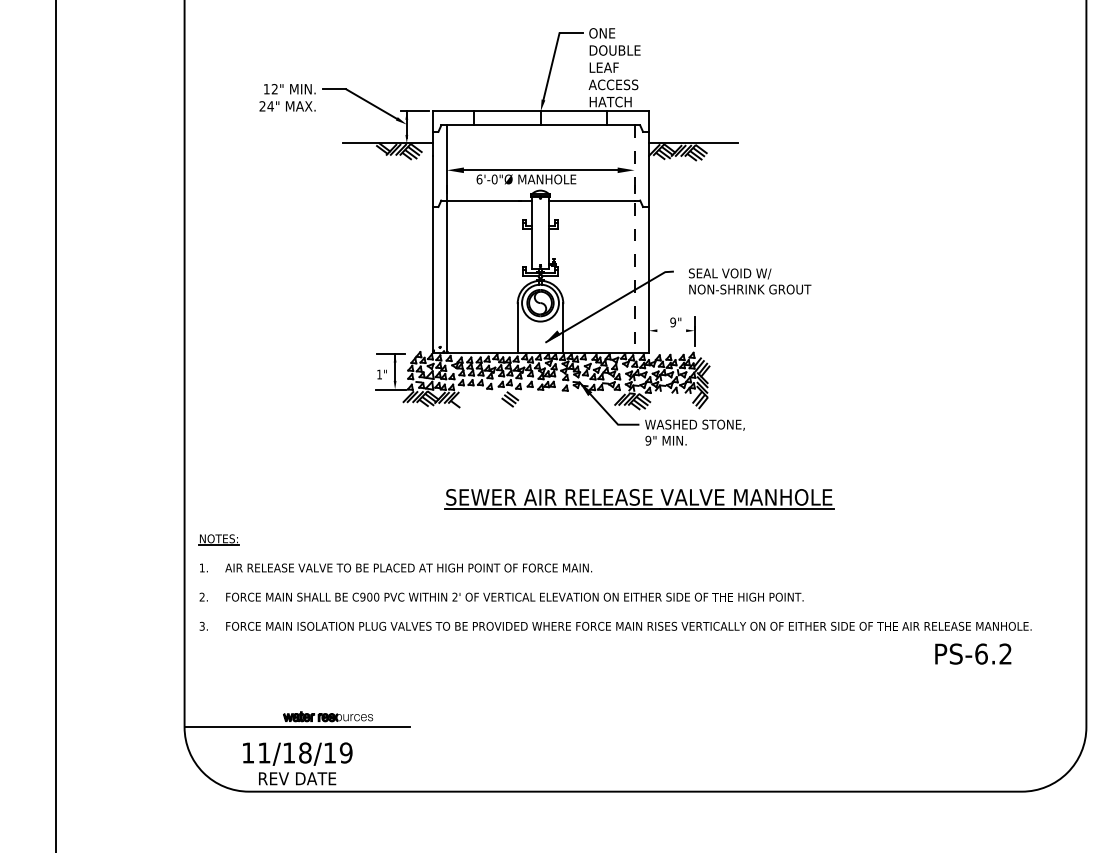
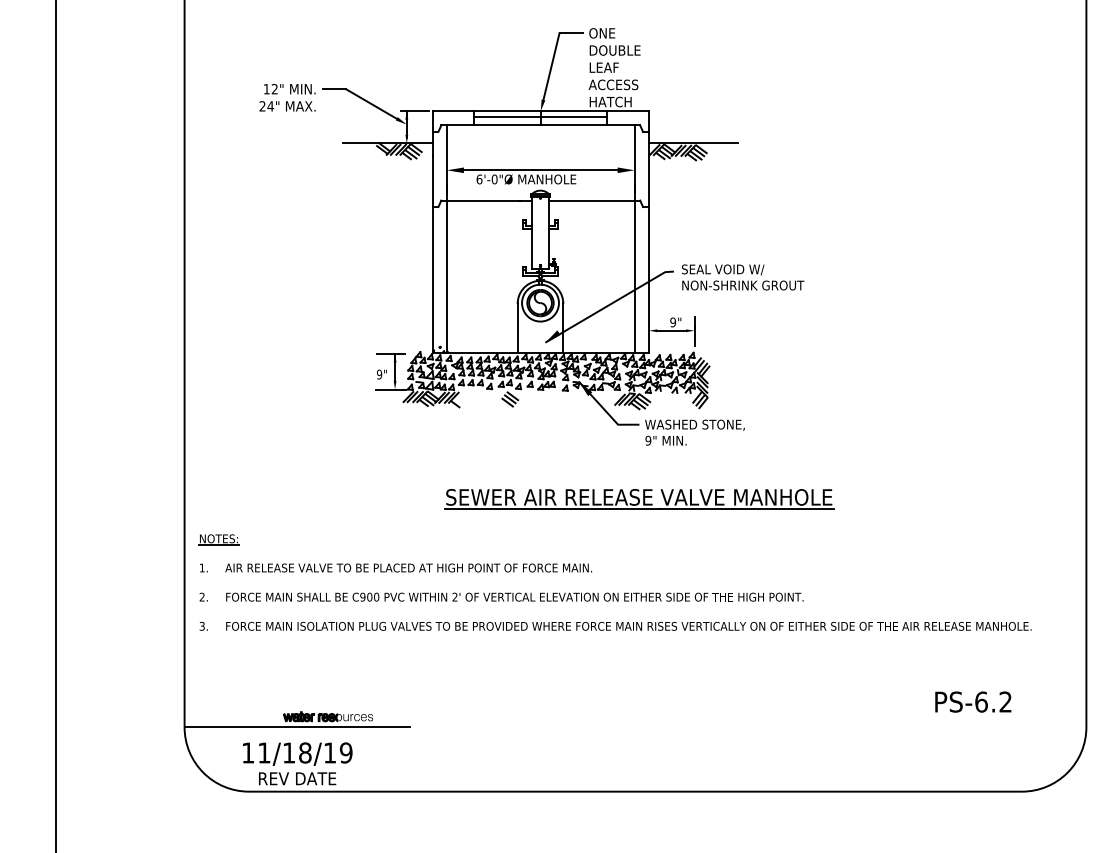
line: none -> present (540, 116)
line: dashed -> solid (634, 239)
text position: (750, 281) -> (743, 277) (743, 277)
line: none -> present (671, 330)
text: 1" -> 9" (379, 374)
text position: (973, 653) -> (973, 701) (973, 701)
